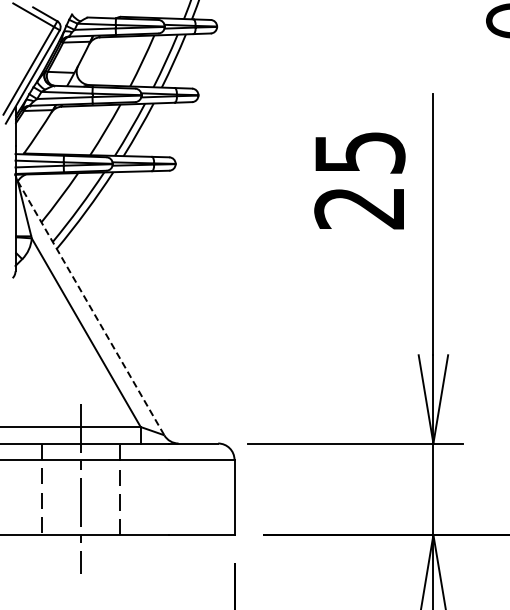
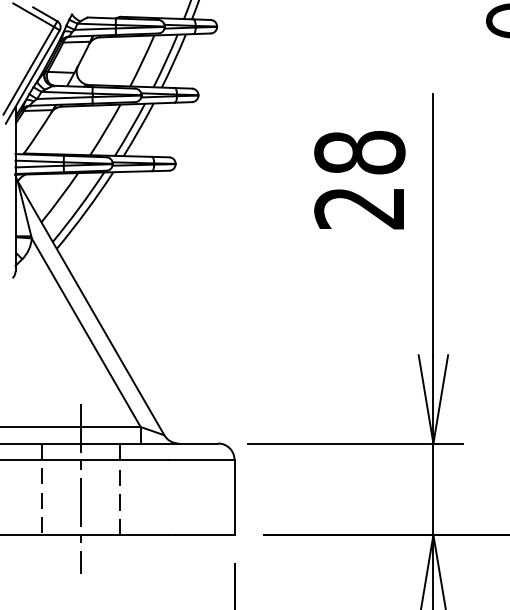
text: 25 -> 28 (359, 152)
line: dashed -> solid (91, 308)
